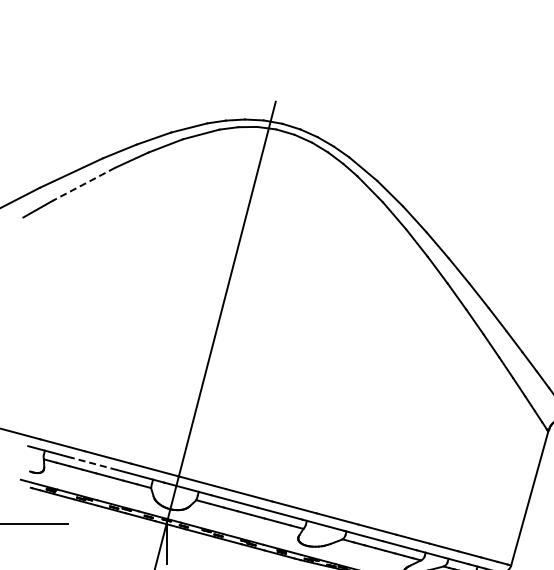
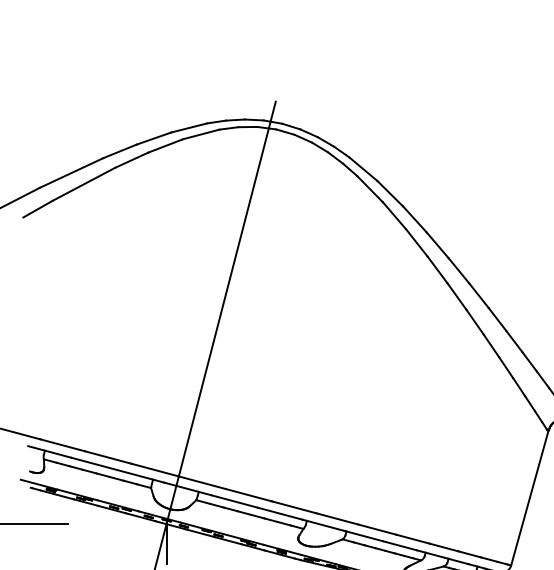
line: dashed -> solid (83, 184)
line: dashed -> solid (94, 463)
